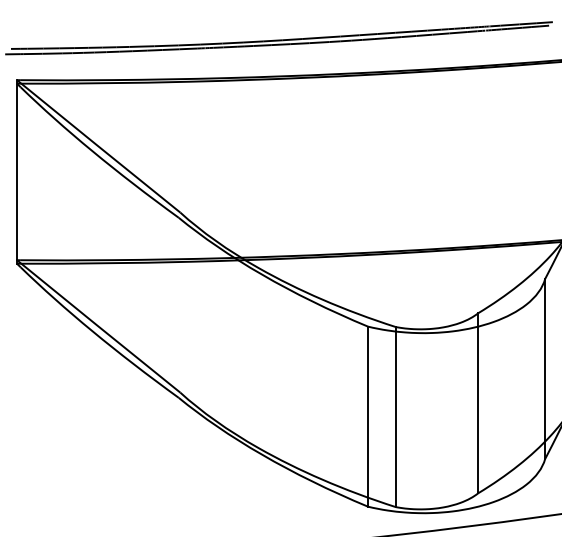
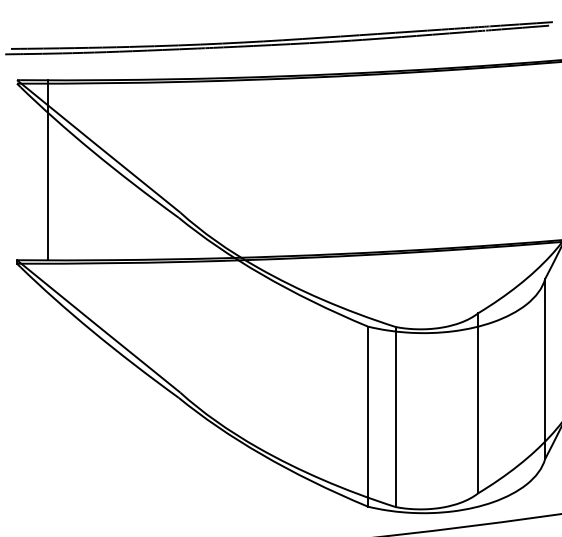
line position: (17, 170) -> (48, 170) (48, 170)
